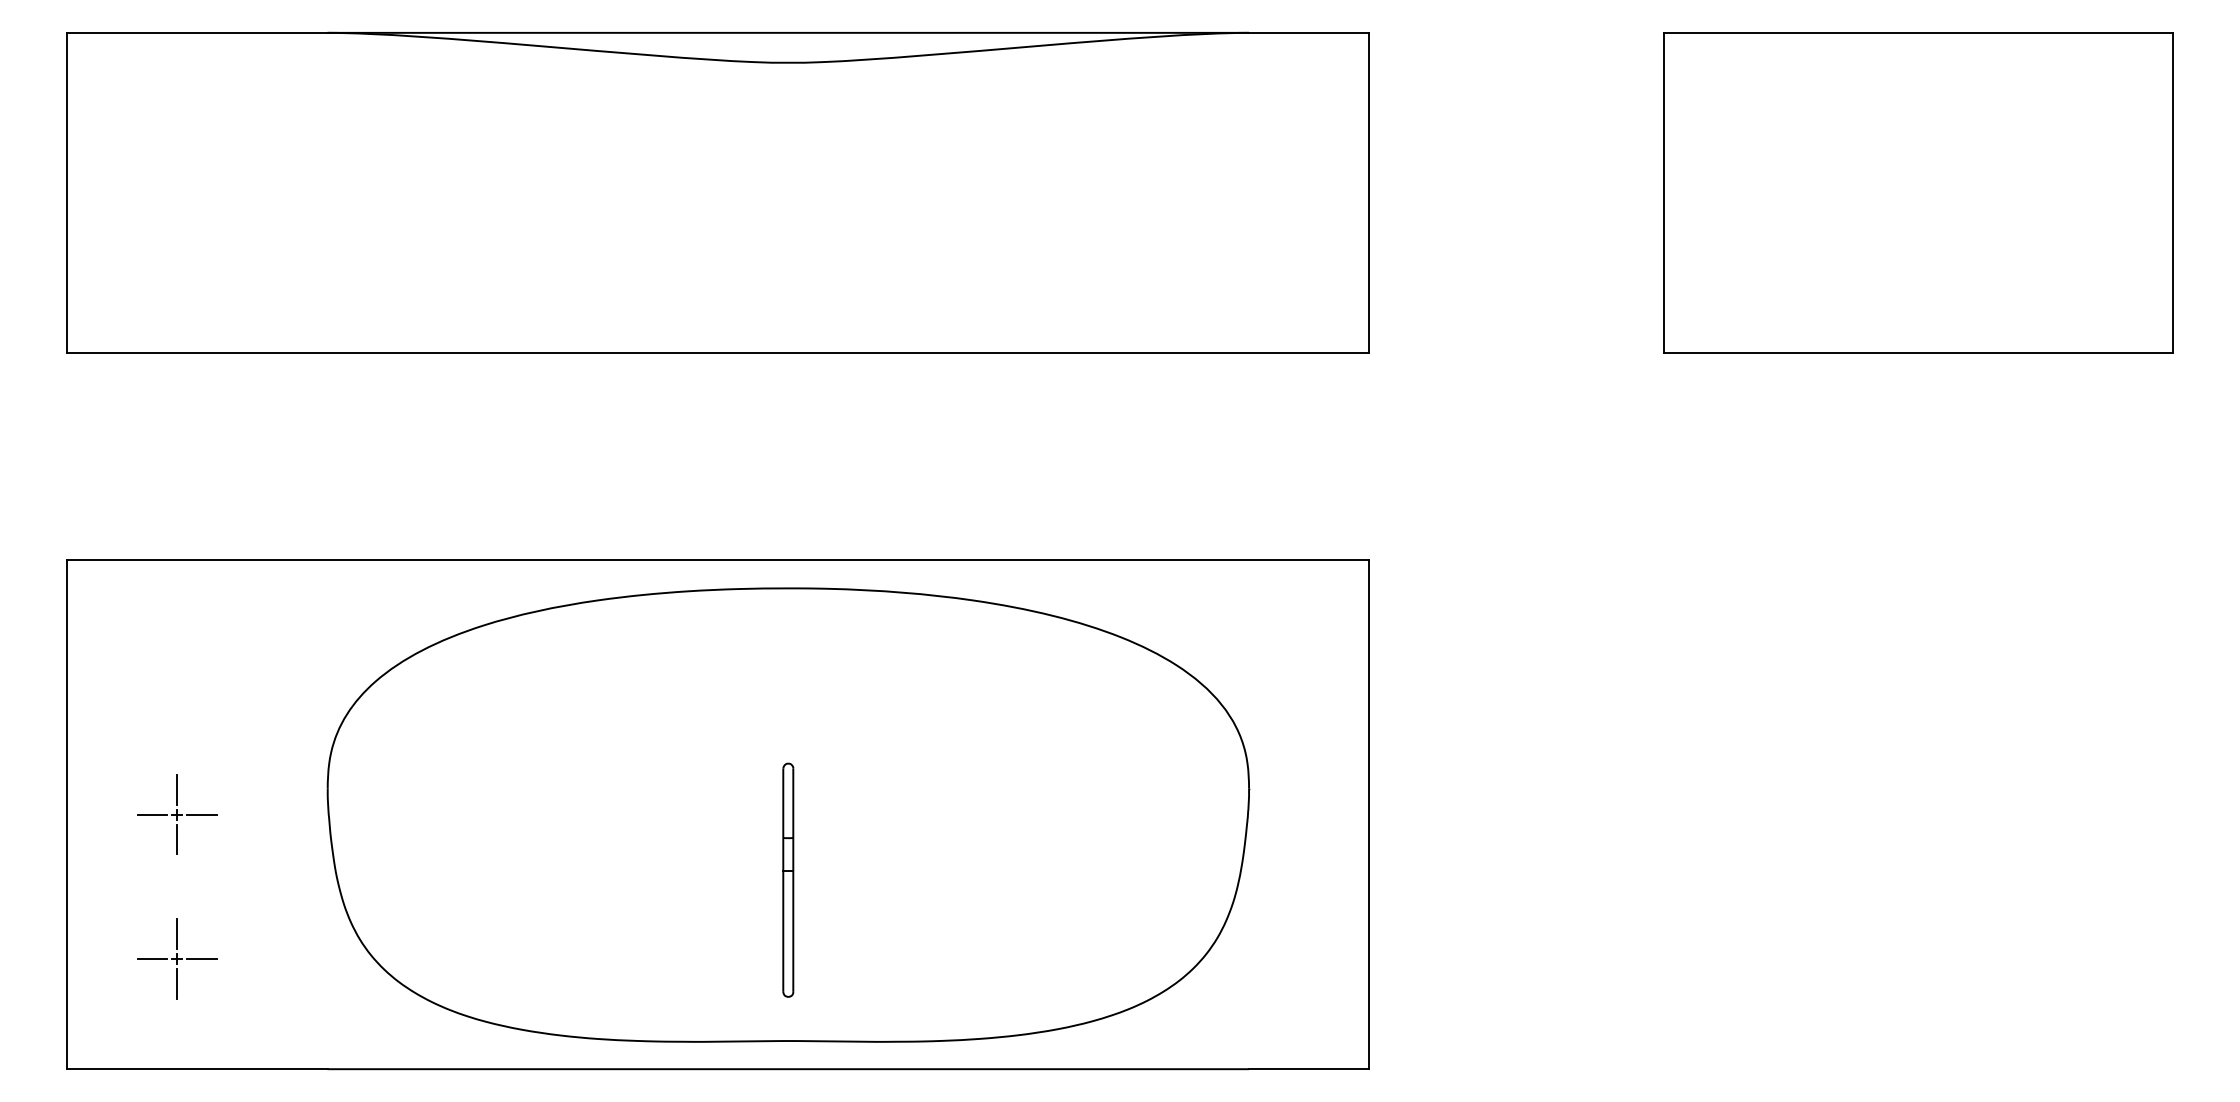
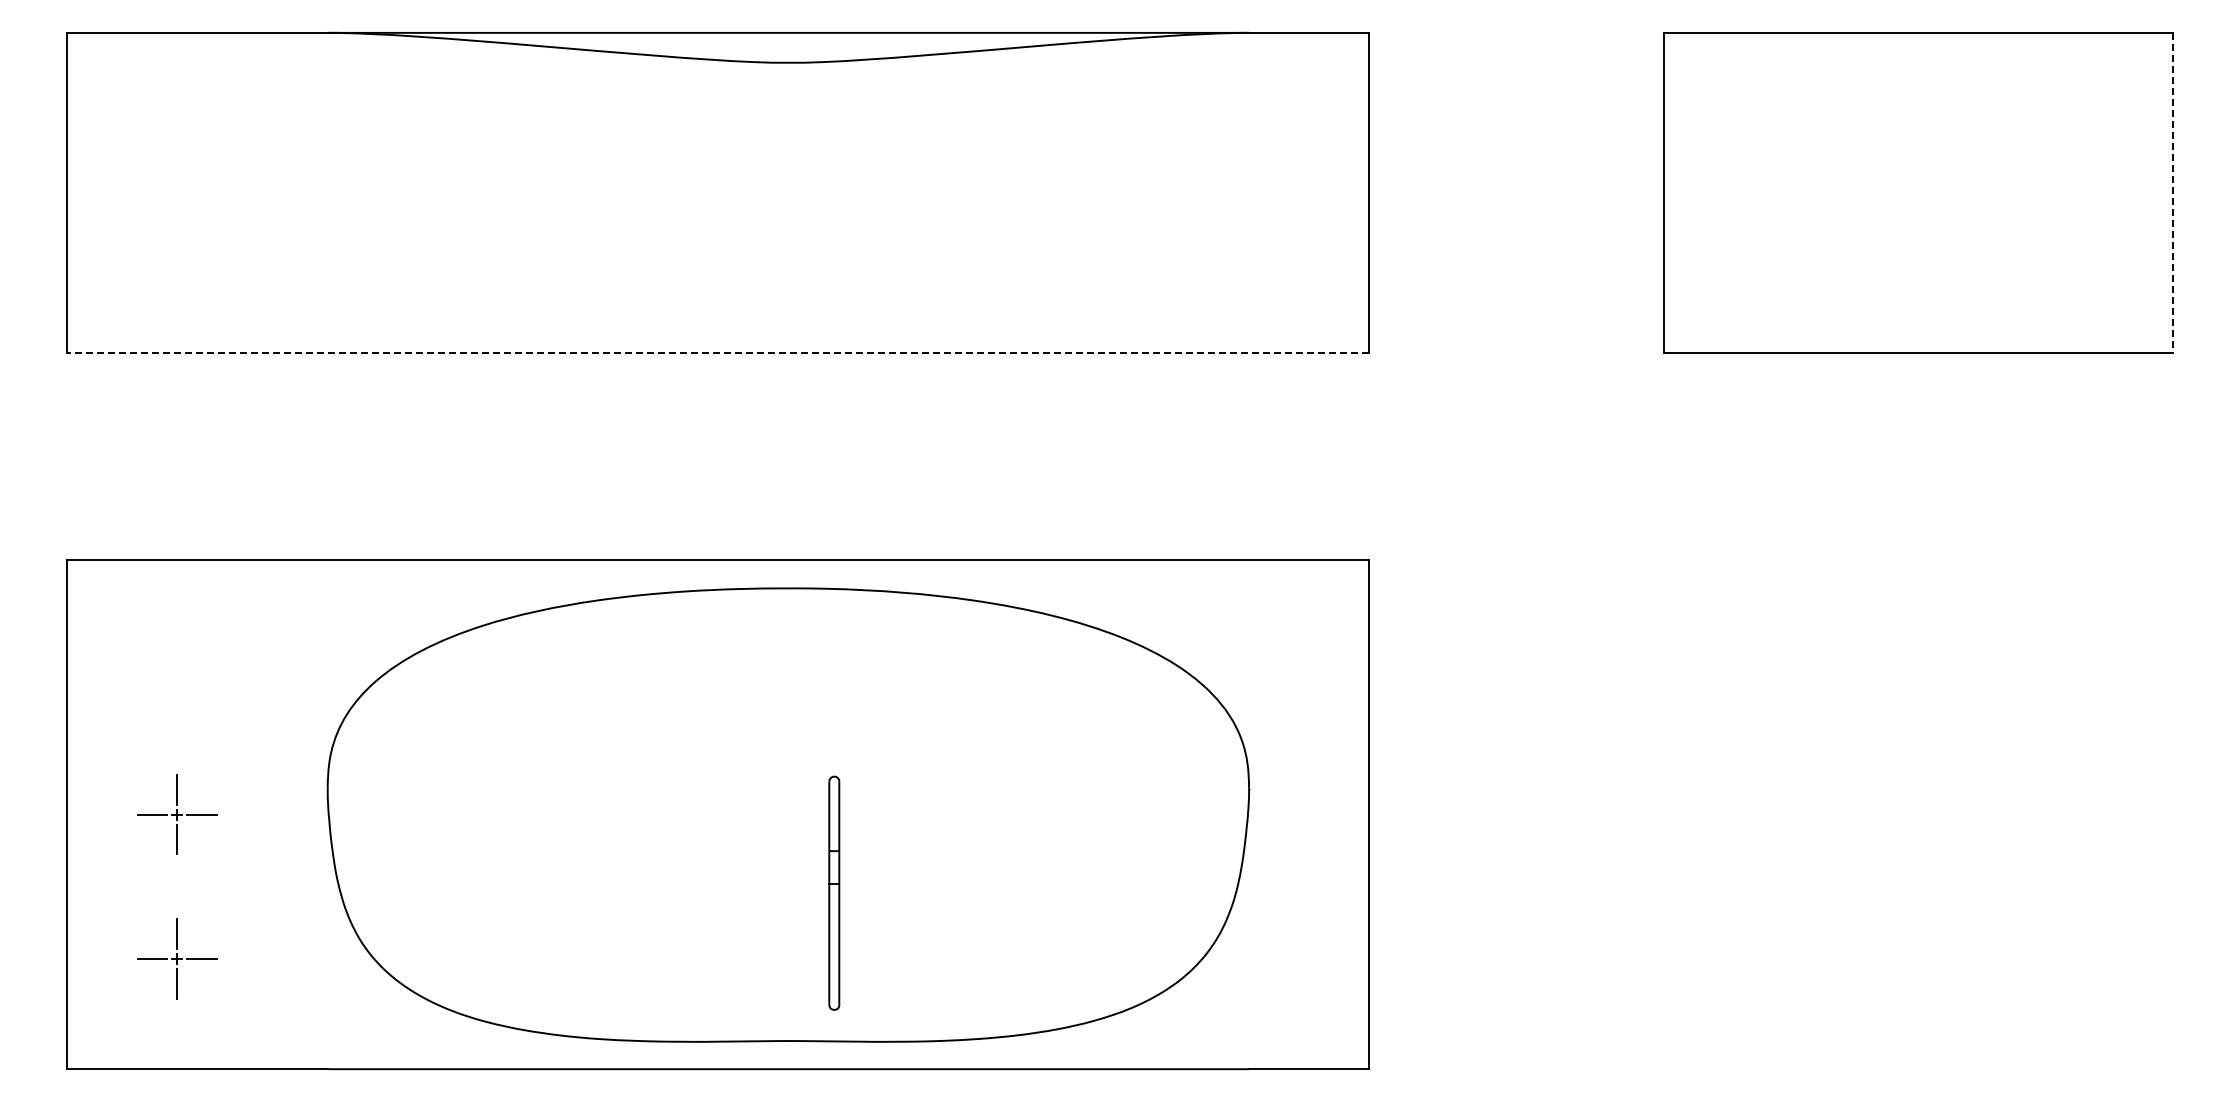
line: solid -> dashed (2172, 193)
line: solid -> dashed (717, 353)
part position: (788, 879) -> (834, 892) (834, 892)
